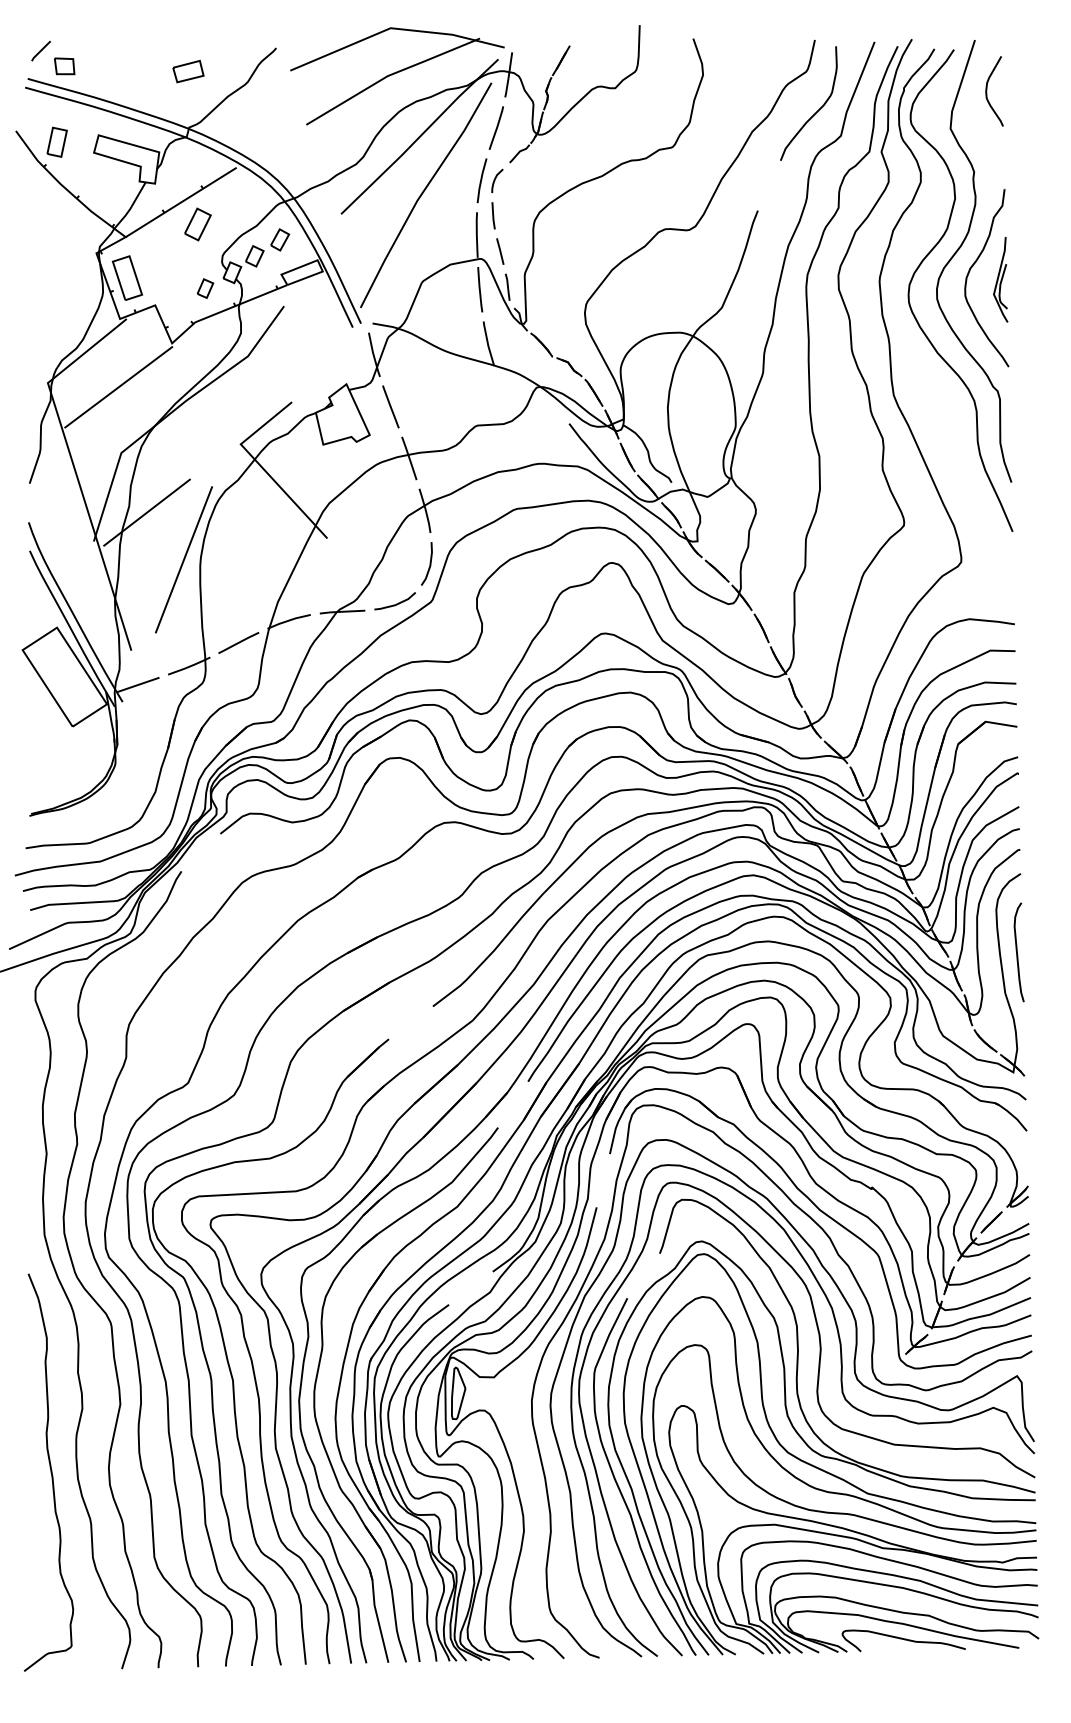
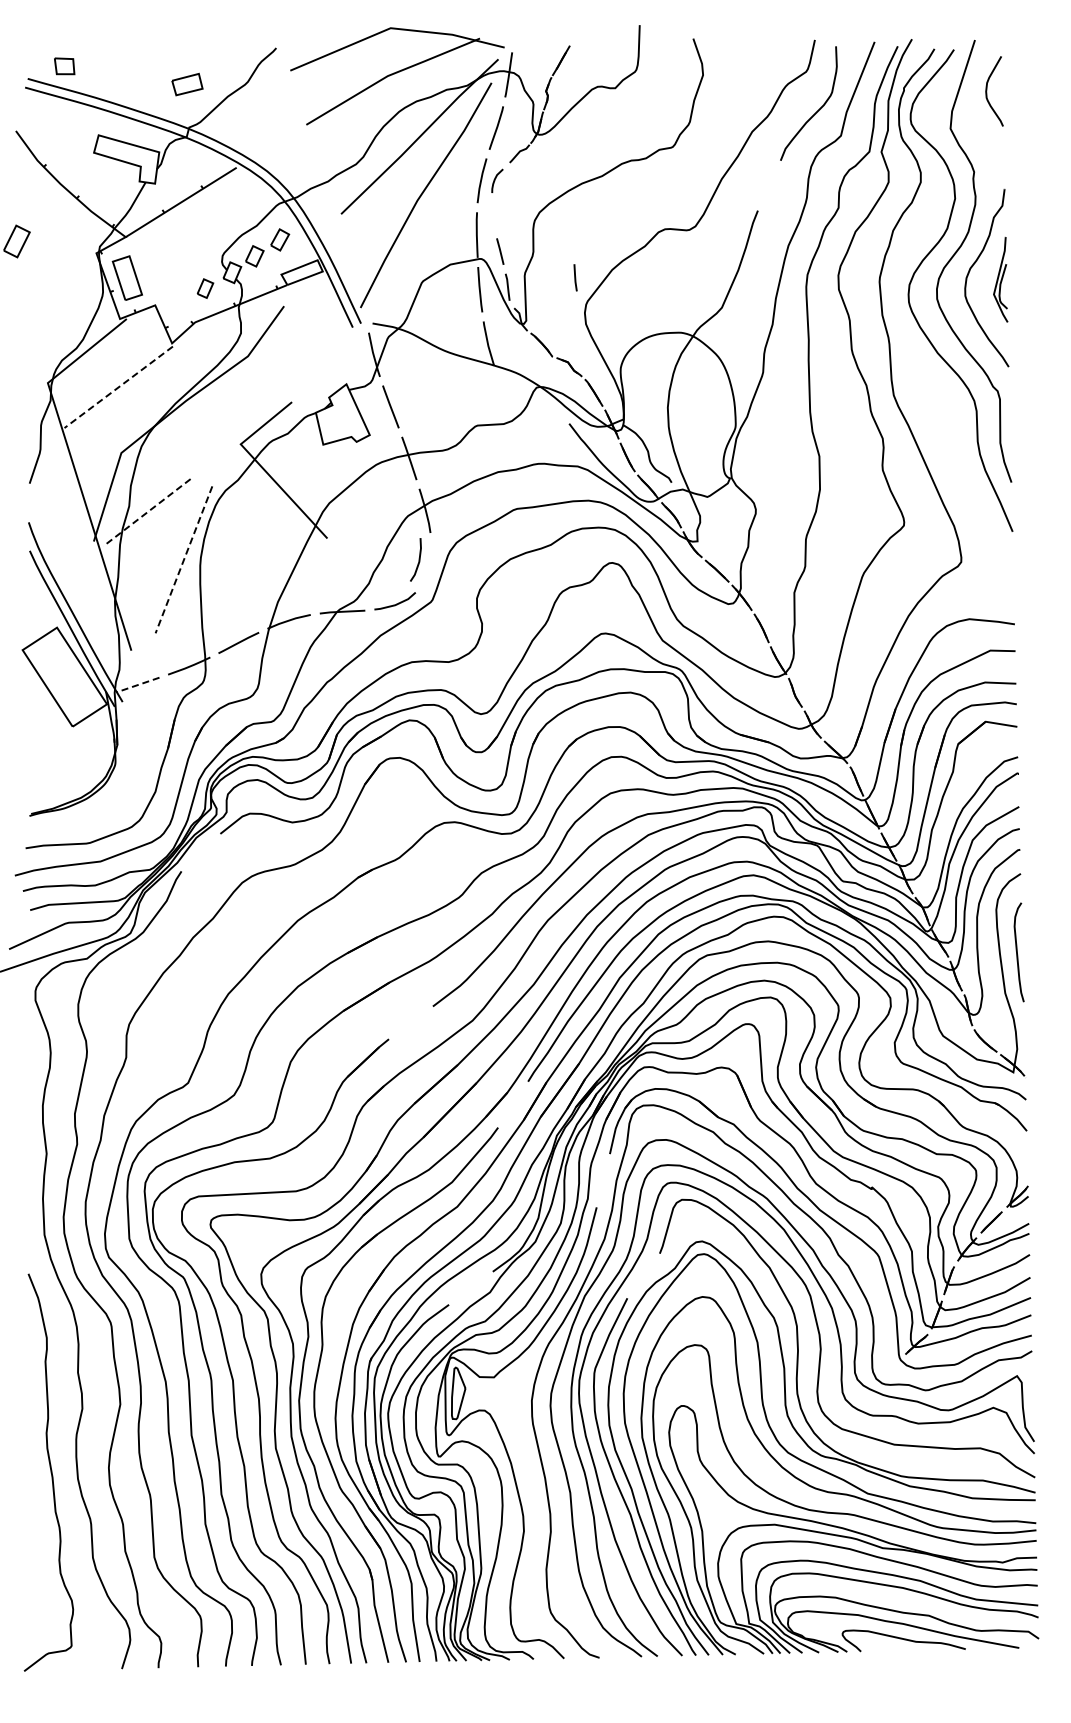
line: present -> none (40, 51)
part position: (188, 71) -> (187, 84) (187, 84)
part: present -> none (56, 141)
line position: (493, 215) -> (575, 277) (575, 277)
part position: (197, 224) -> (16, 241) (16, 241)
line: solid -> dashed (118, 387)
line: solid -> dashed (146, 513)
line: solid -> dashed (183, 559)
line position: (429, 563) -> (418, 559) (418, 559)
line: solid -> dashed (138, 684)
